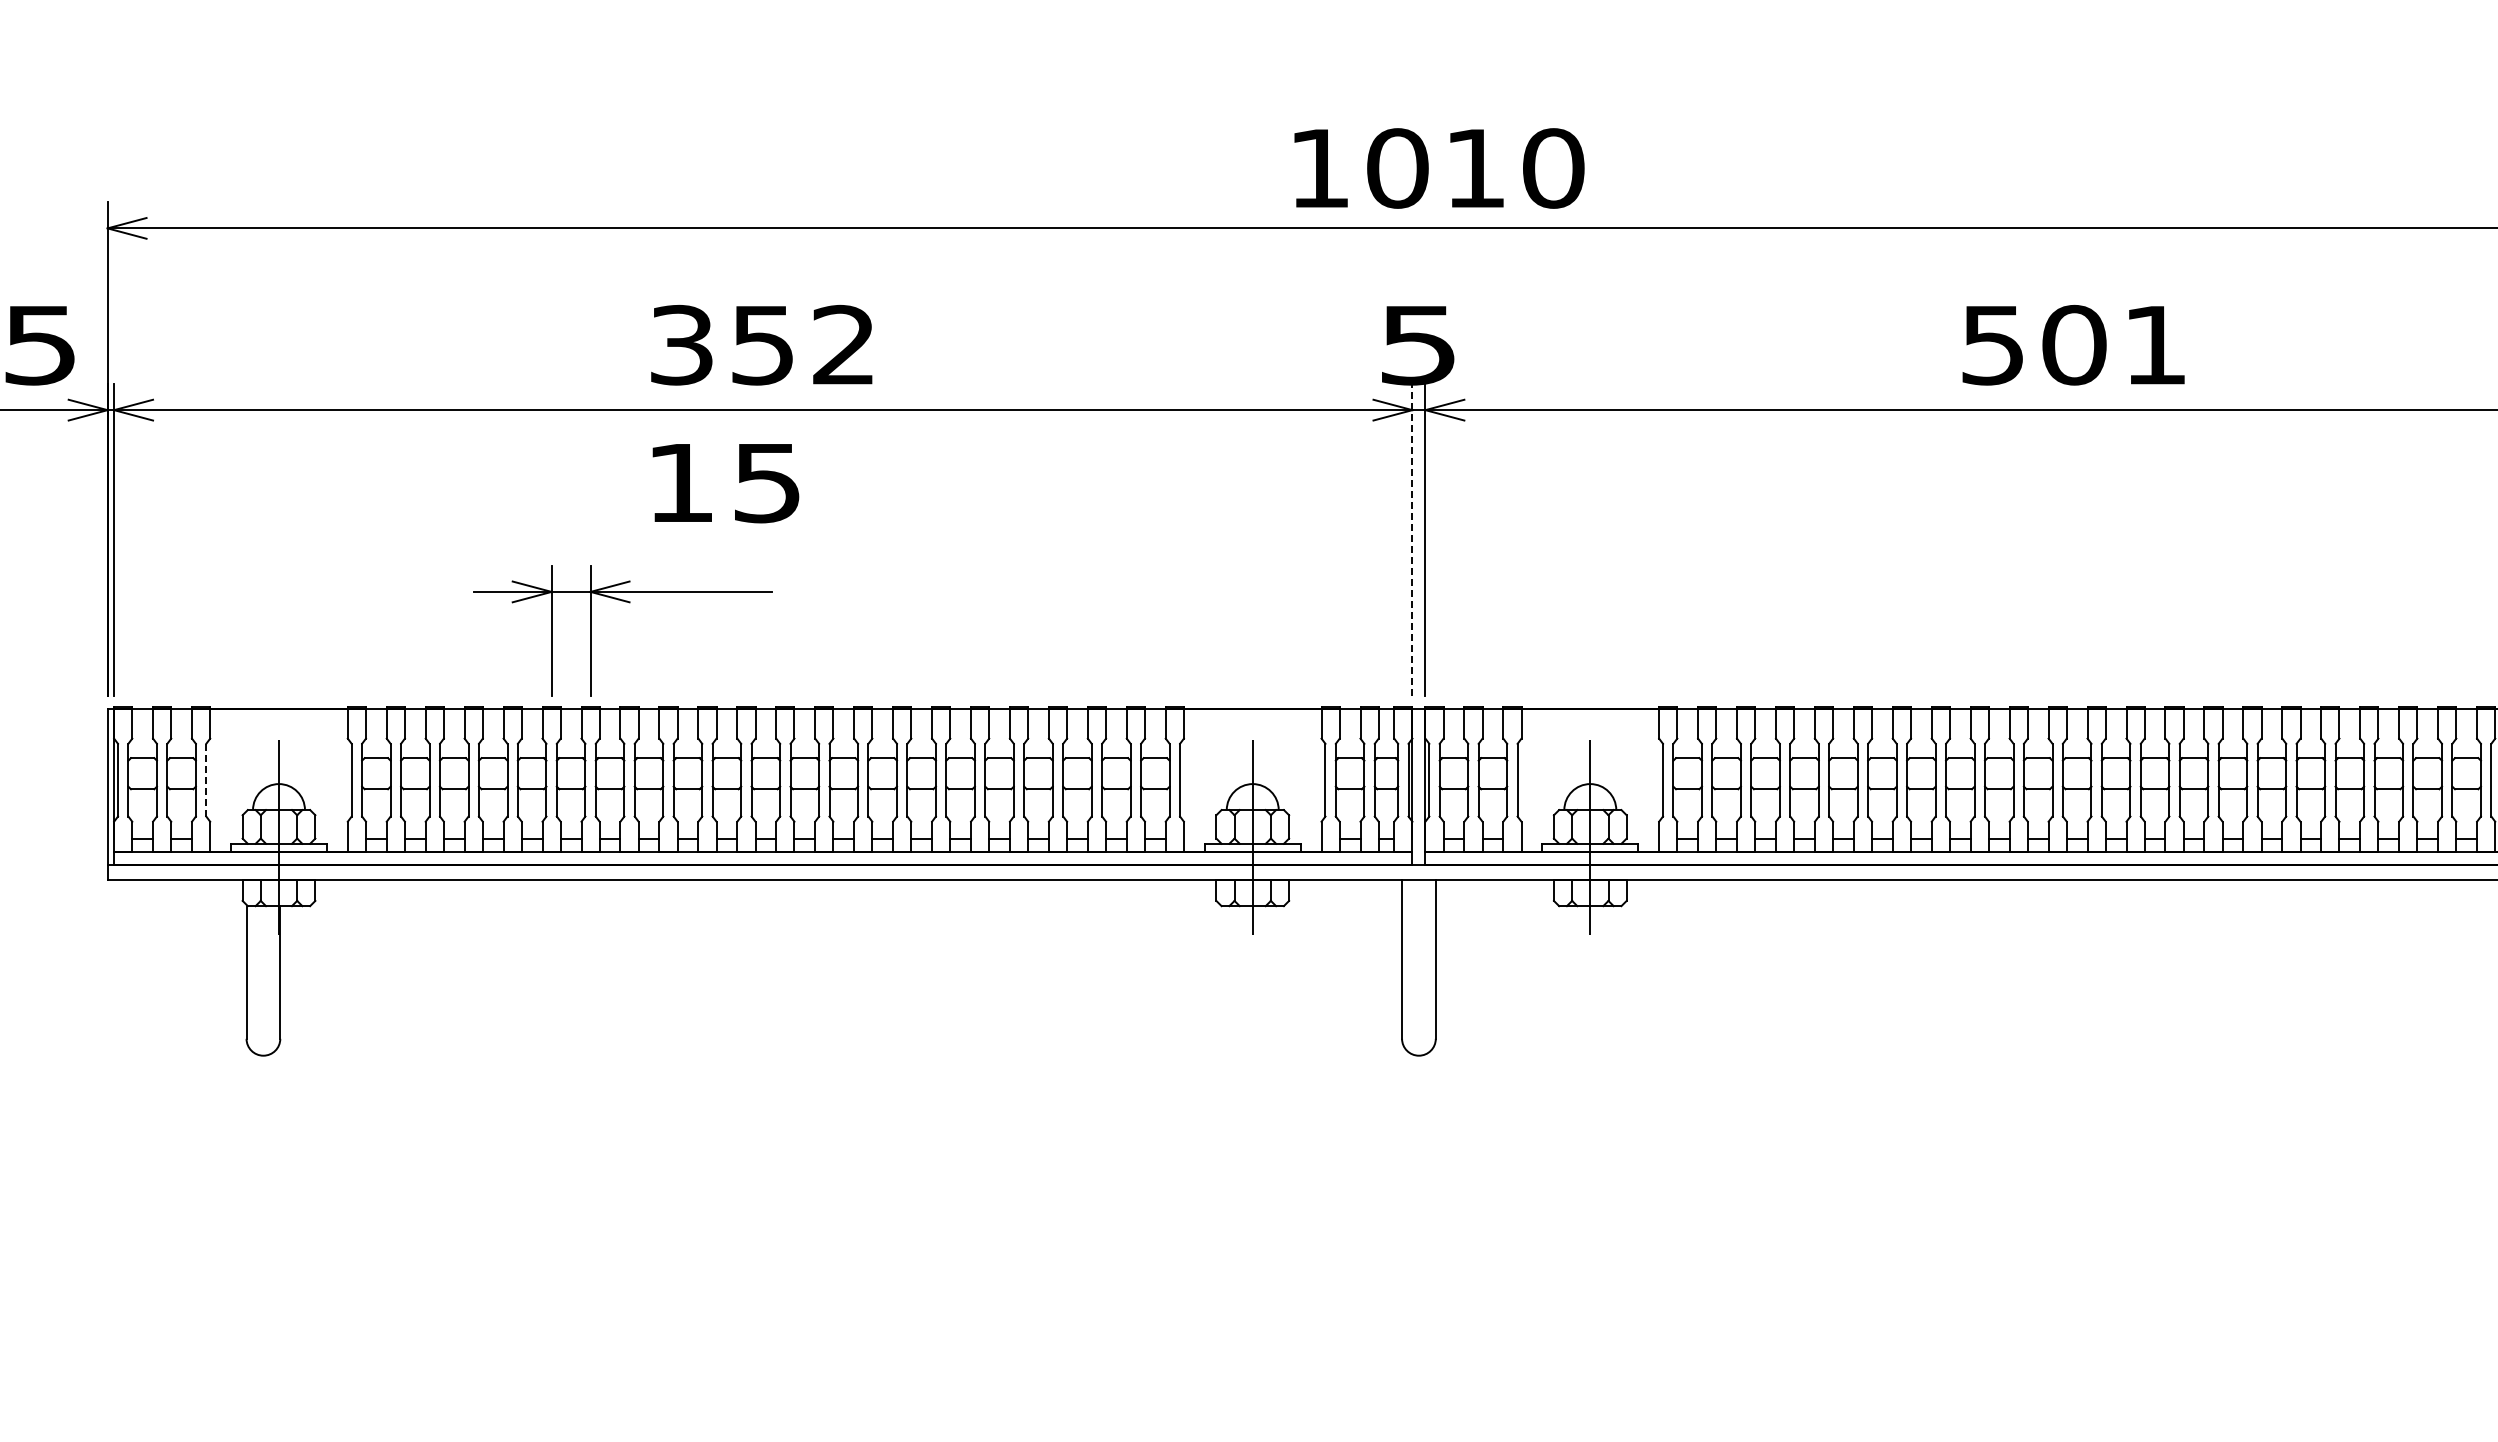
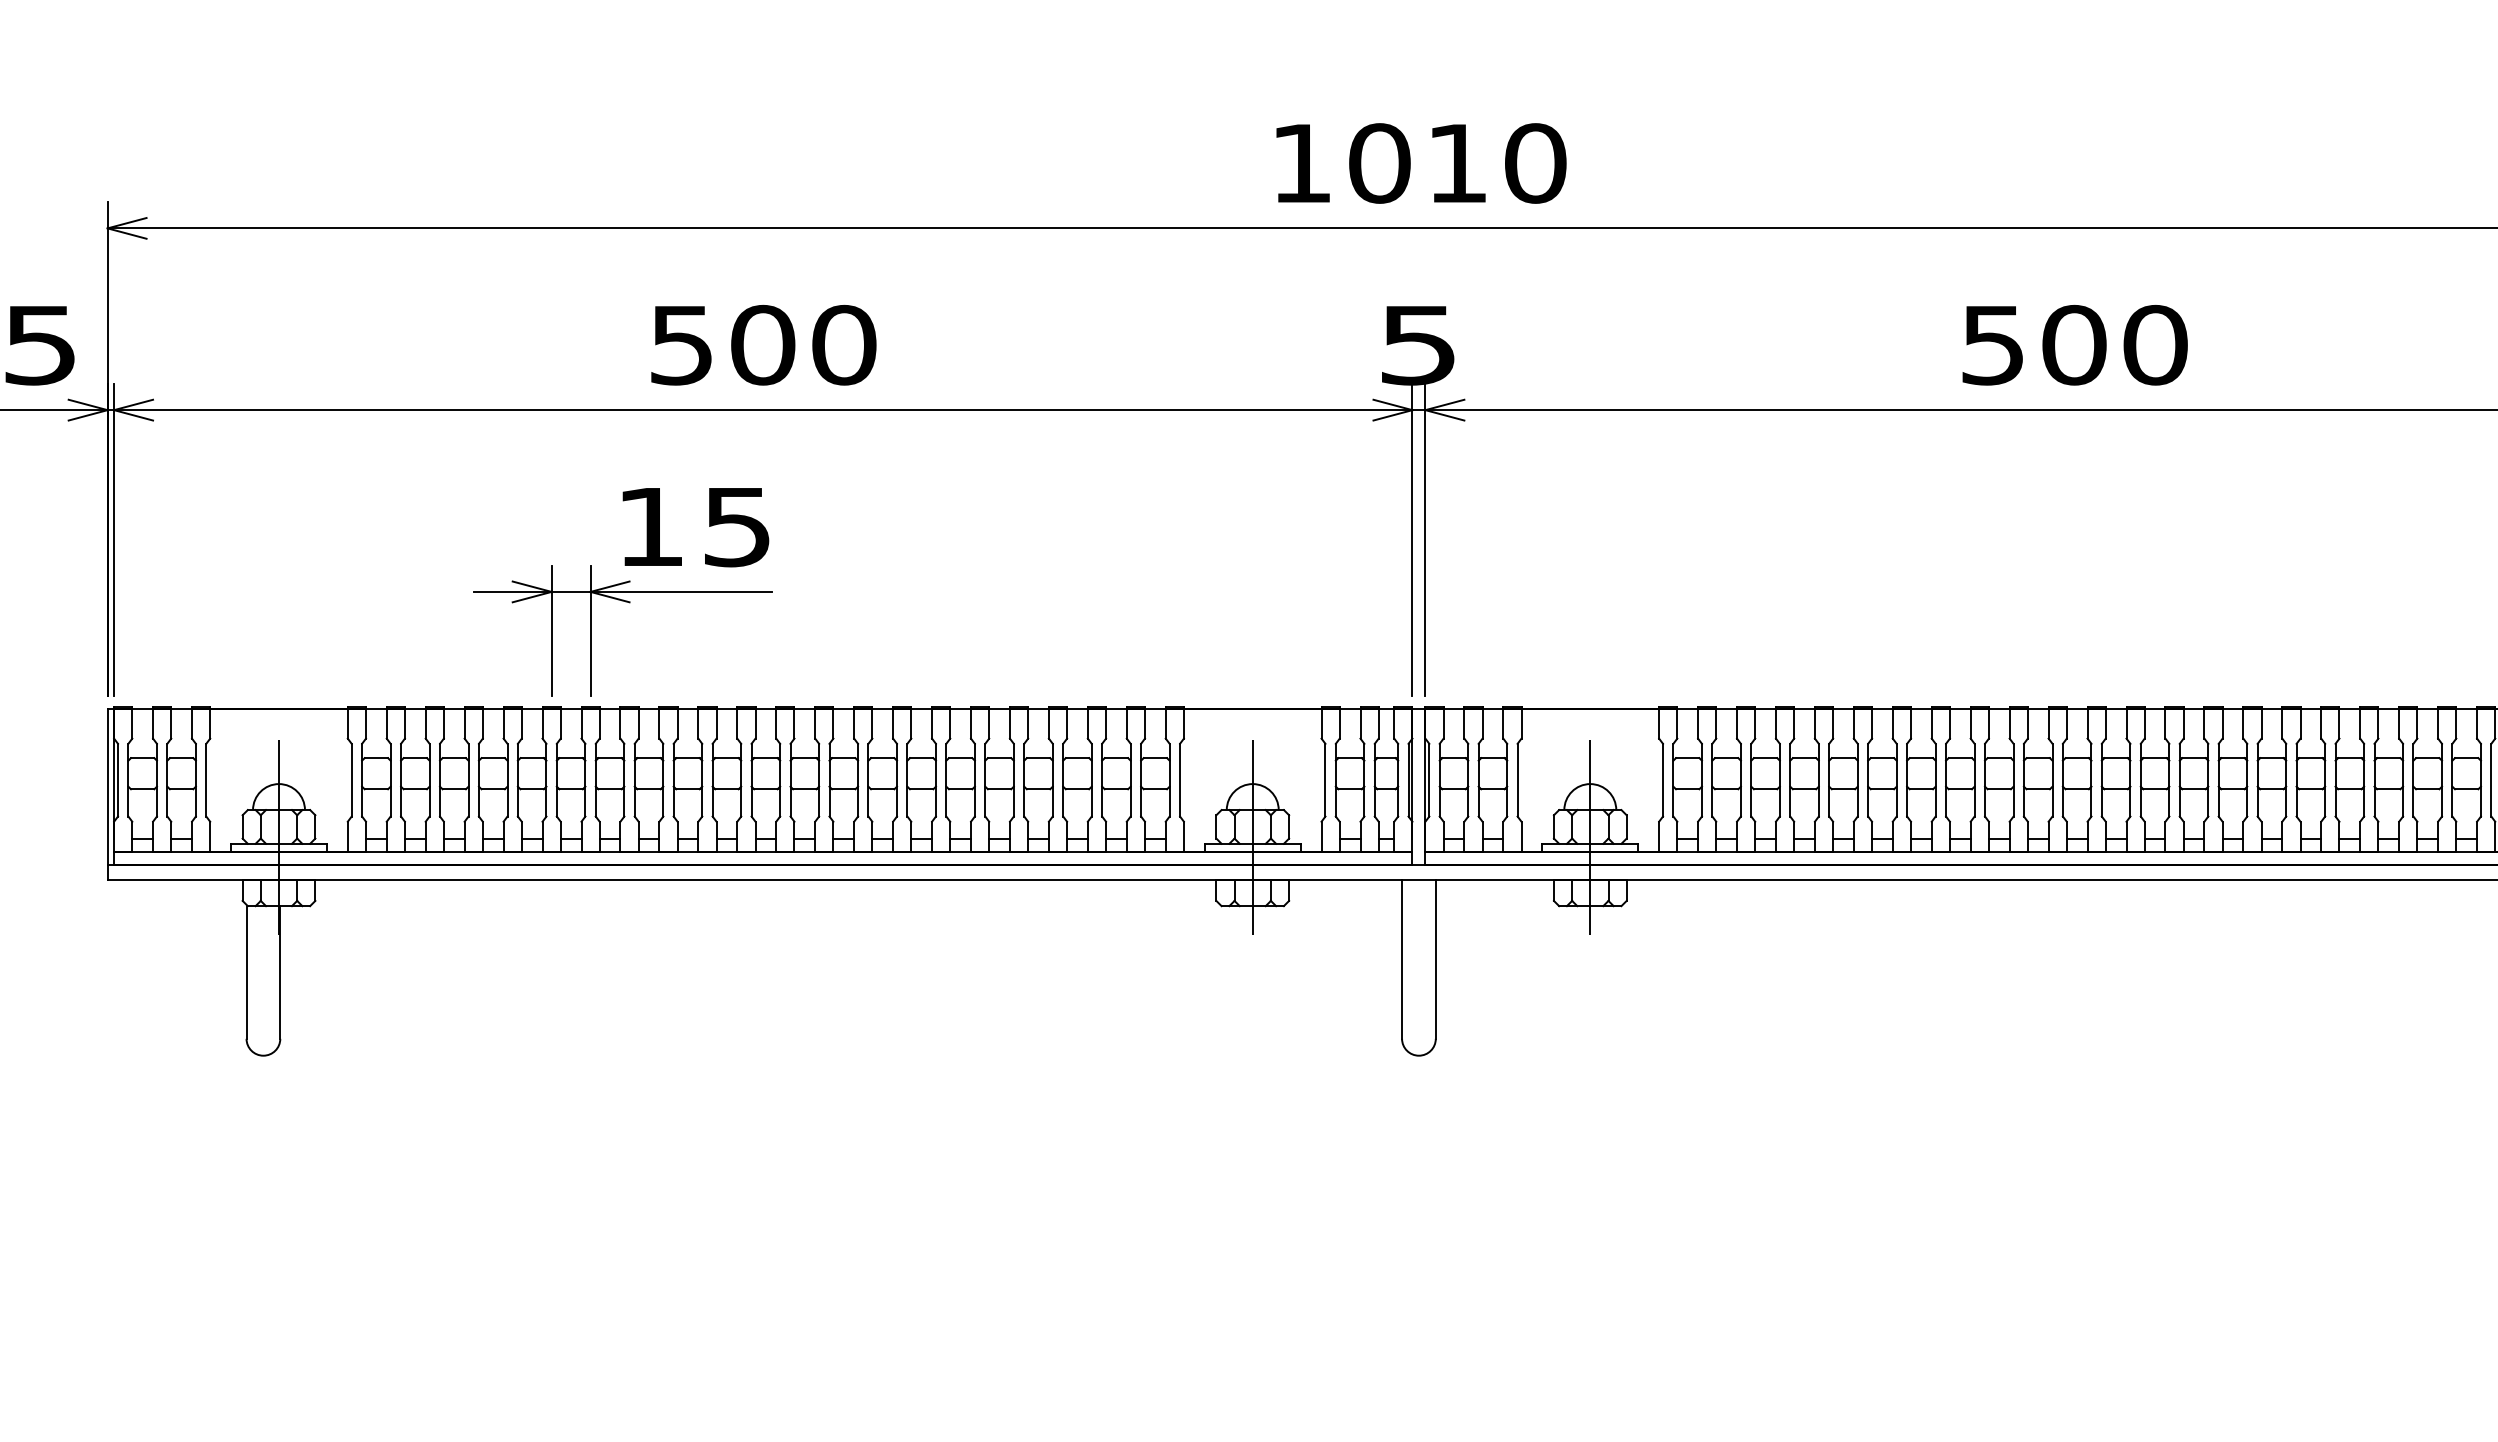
text position: (1439, 168) -> (1421, 163) (1421, 163)
text: 352 -> 500 (763, 344)
text: 501 -> 500 (2155, 344)
text position: (725, 483) -> (695, 527) (695, 527)
line: dashed -> solid (1412, 539)
line: dashed -> solid (206, 779)
